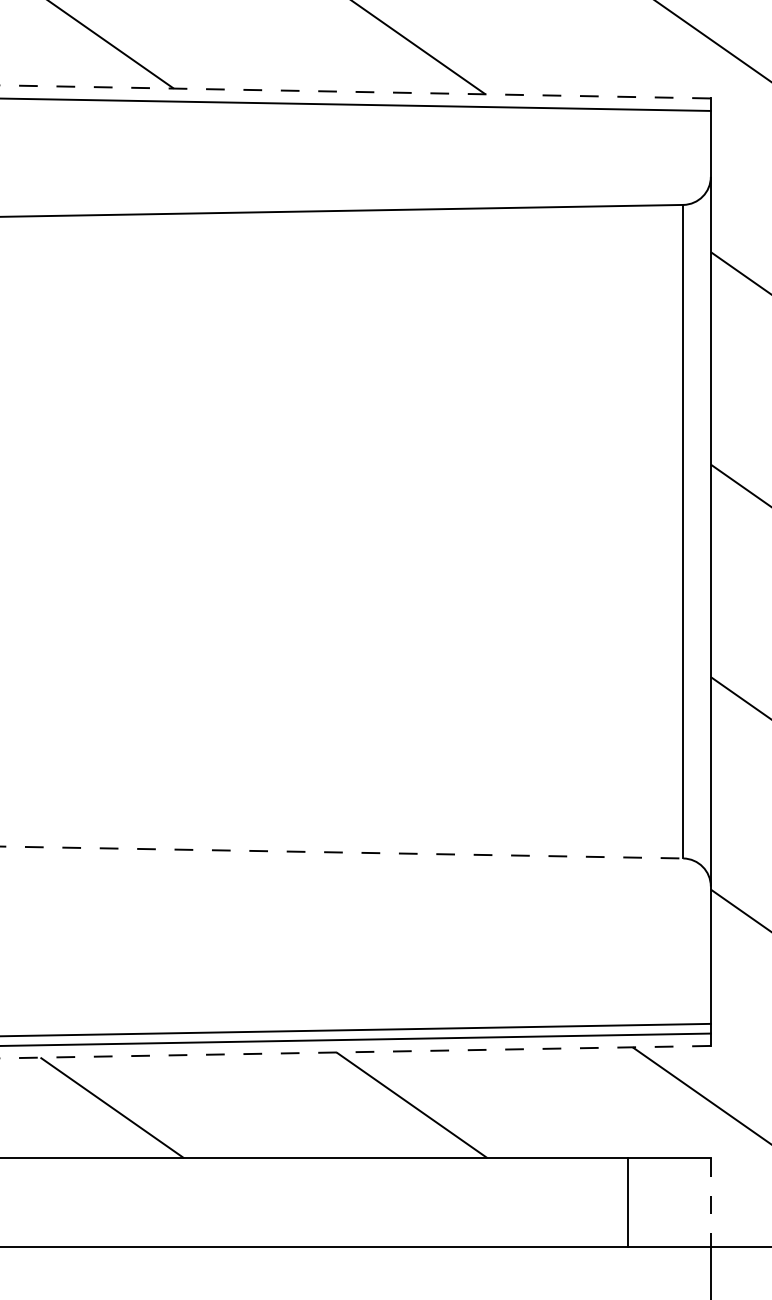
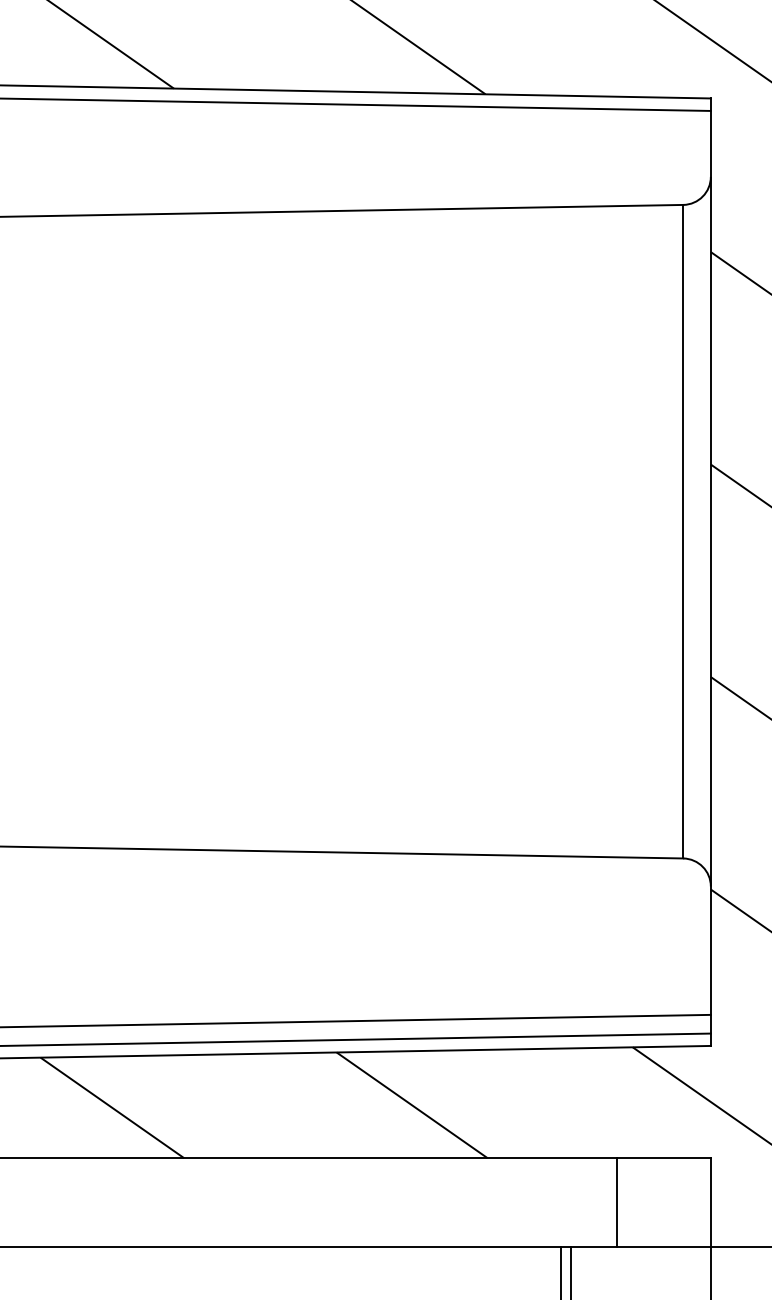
line: dashed -> solid (354, 91)
line: dashed -> solid (342, 852)
line position: (356, 1029) -> (356, 1020) (356, 1020)
line: dashed -> solid (354, 1052)
line position: (628, 1202) -> (617, 1202) (617, 1202)
line: dashed -> solid (710, 1203)
line: none -> present (561, 1271)
line: none -> present (570, 1271)
